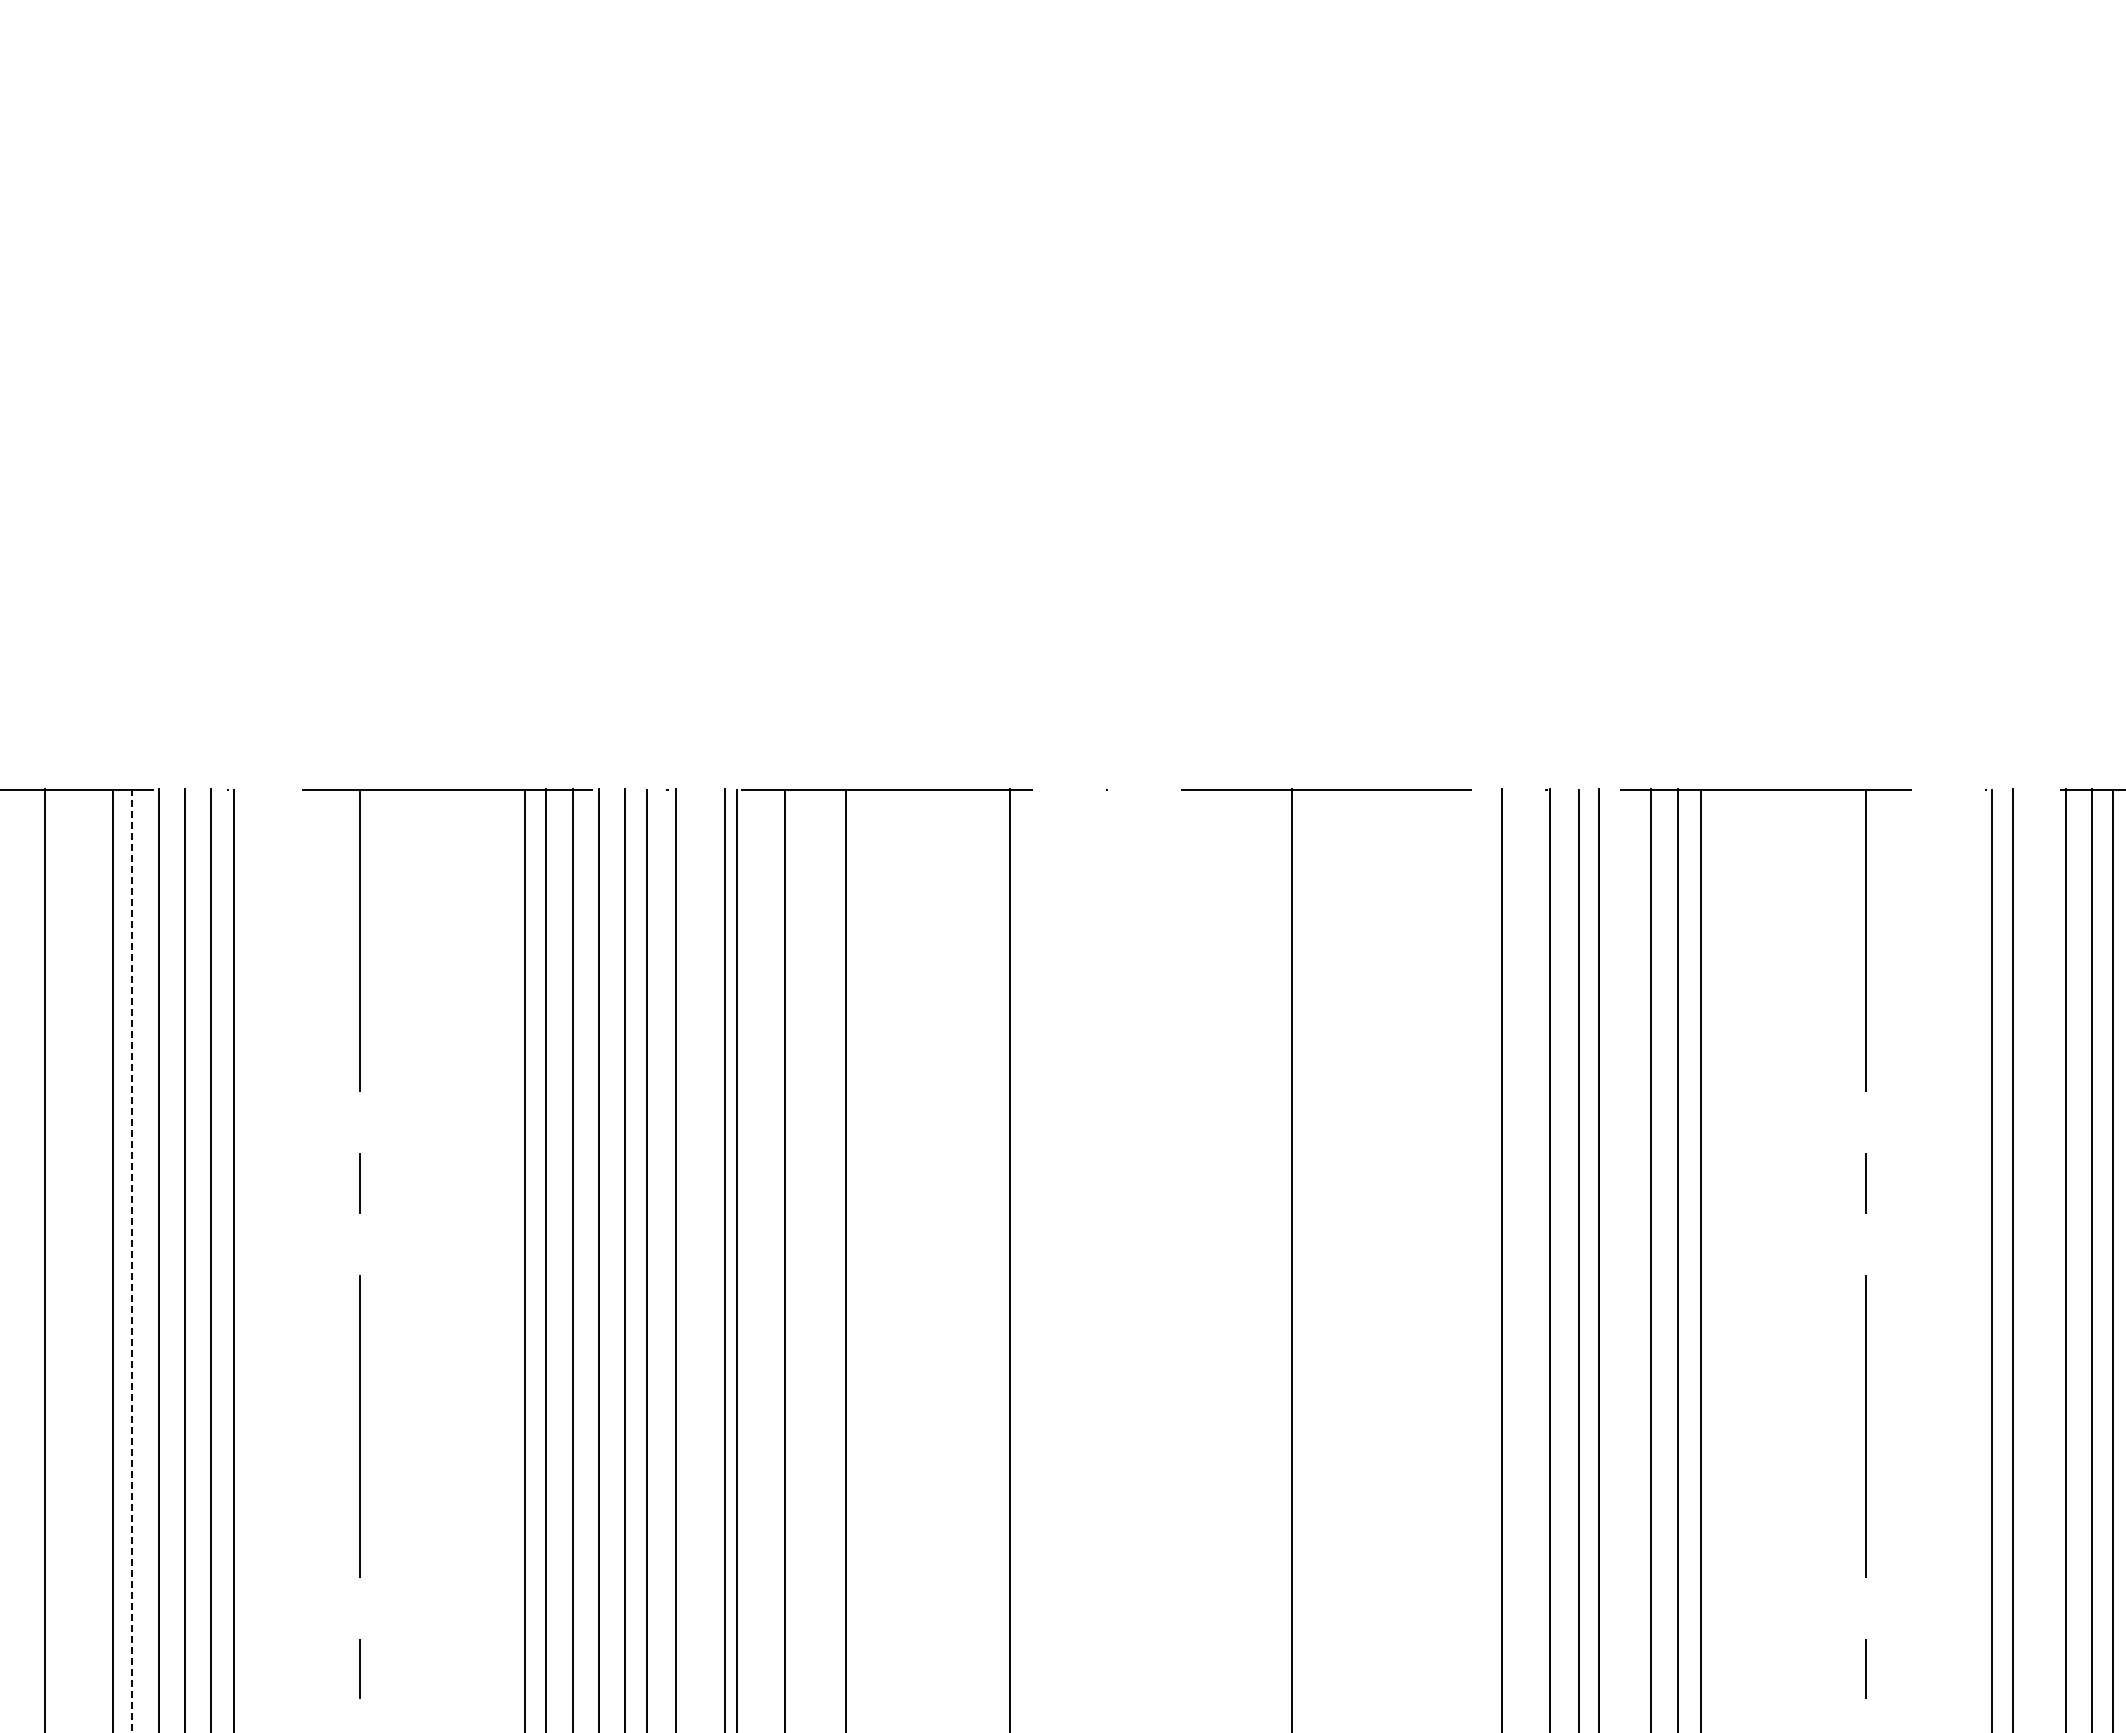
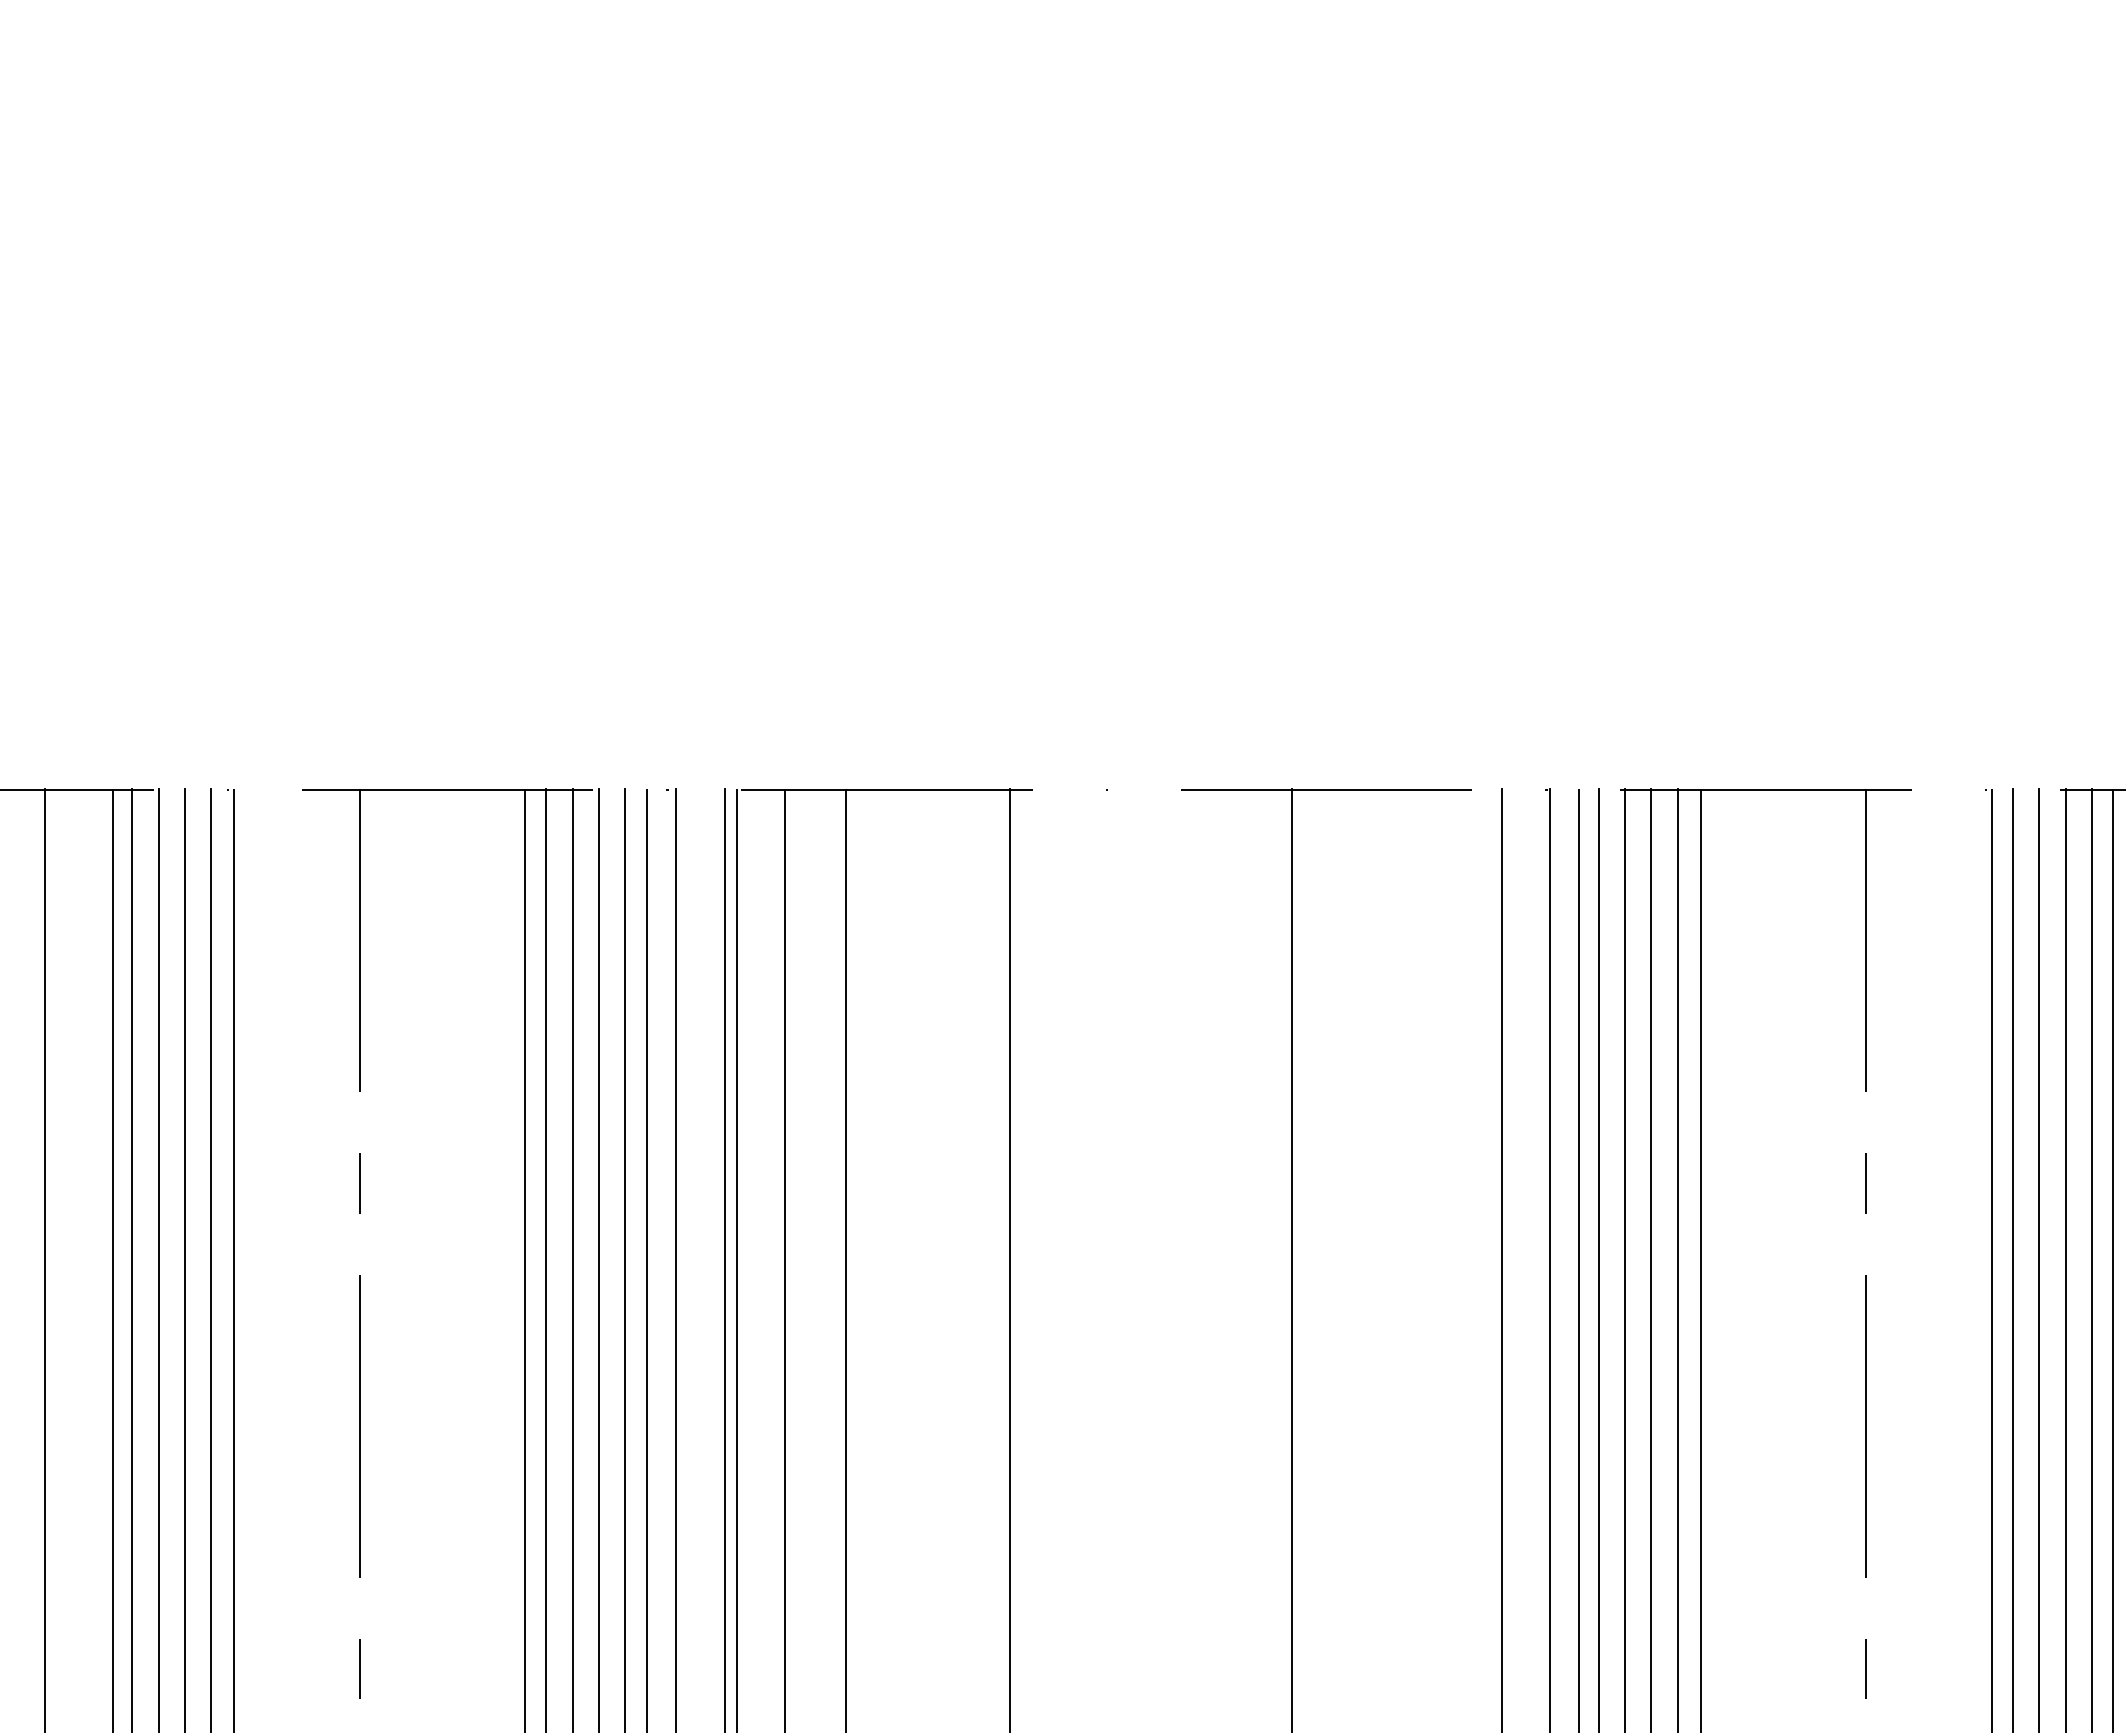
line: none -> present (1625, 1258)
line: none -> present (2039, 1258)
line: dashed -> solid (132, 1260)
